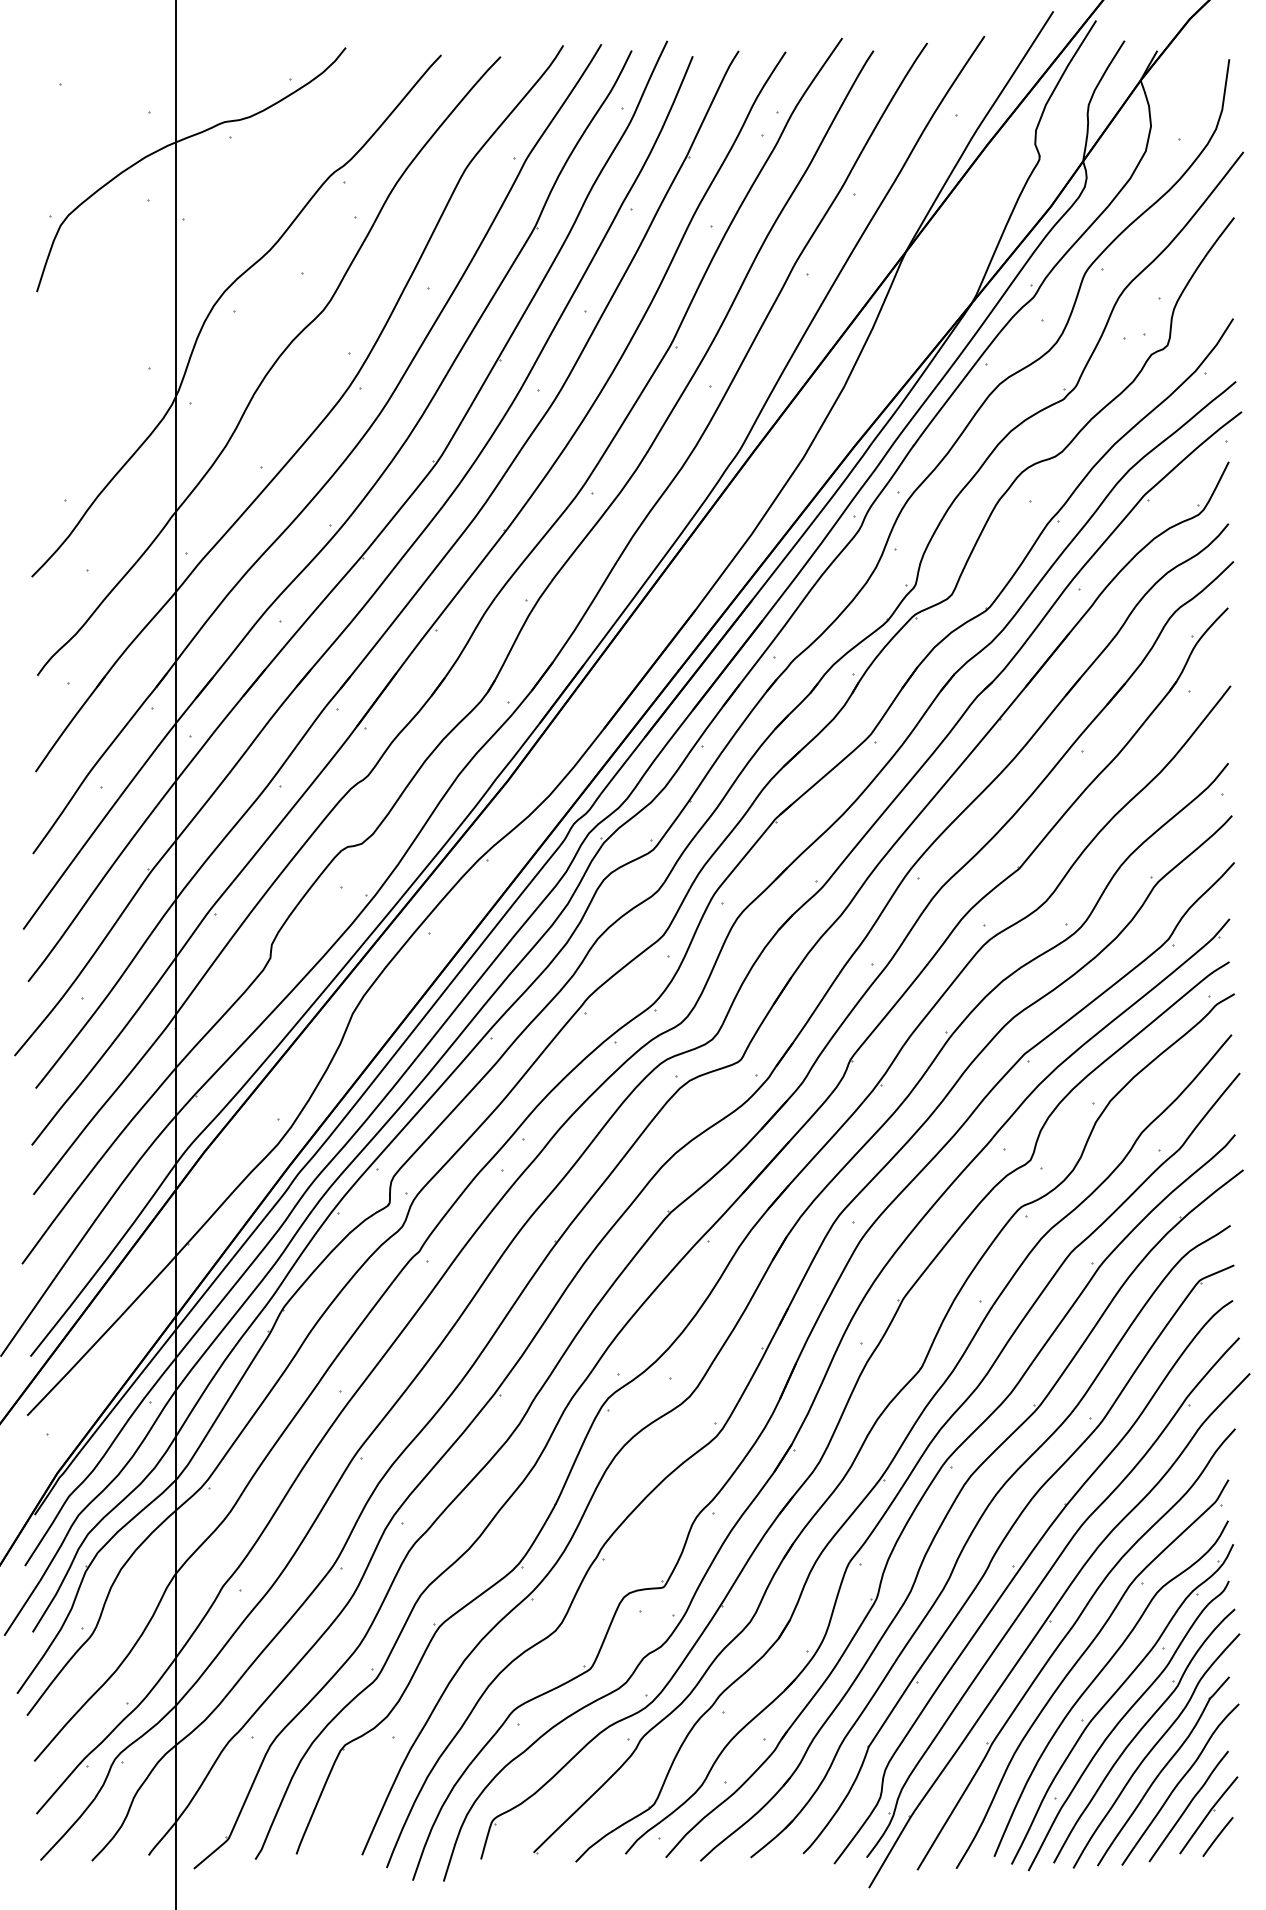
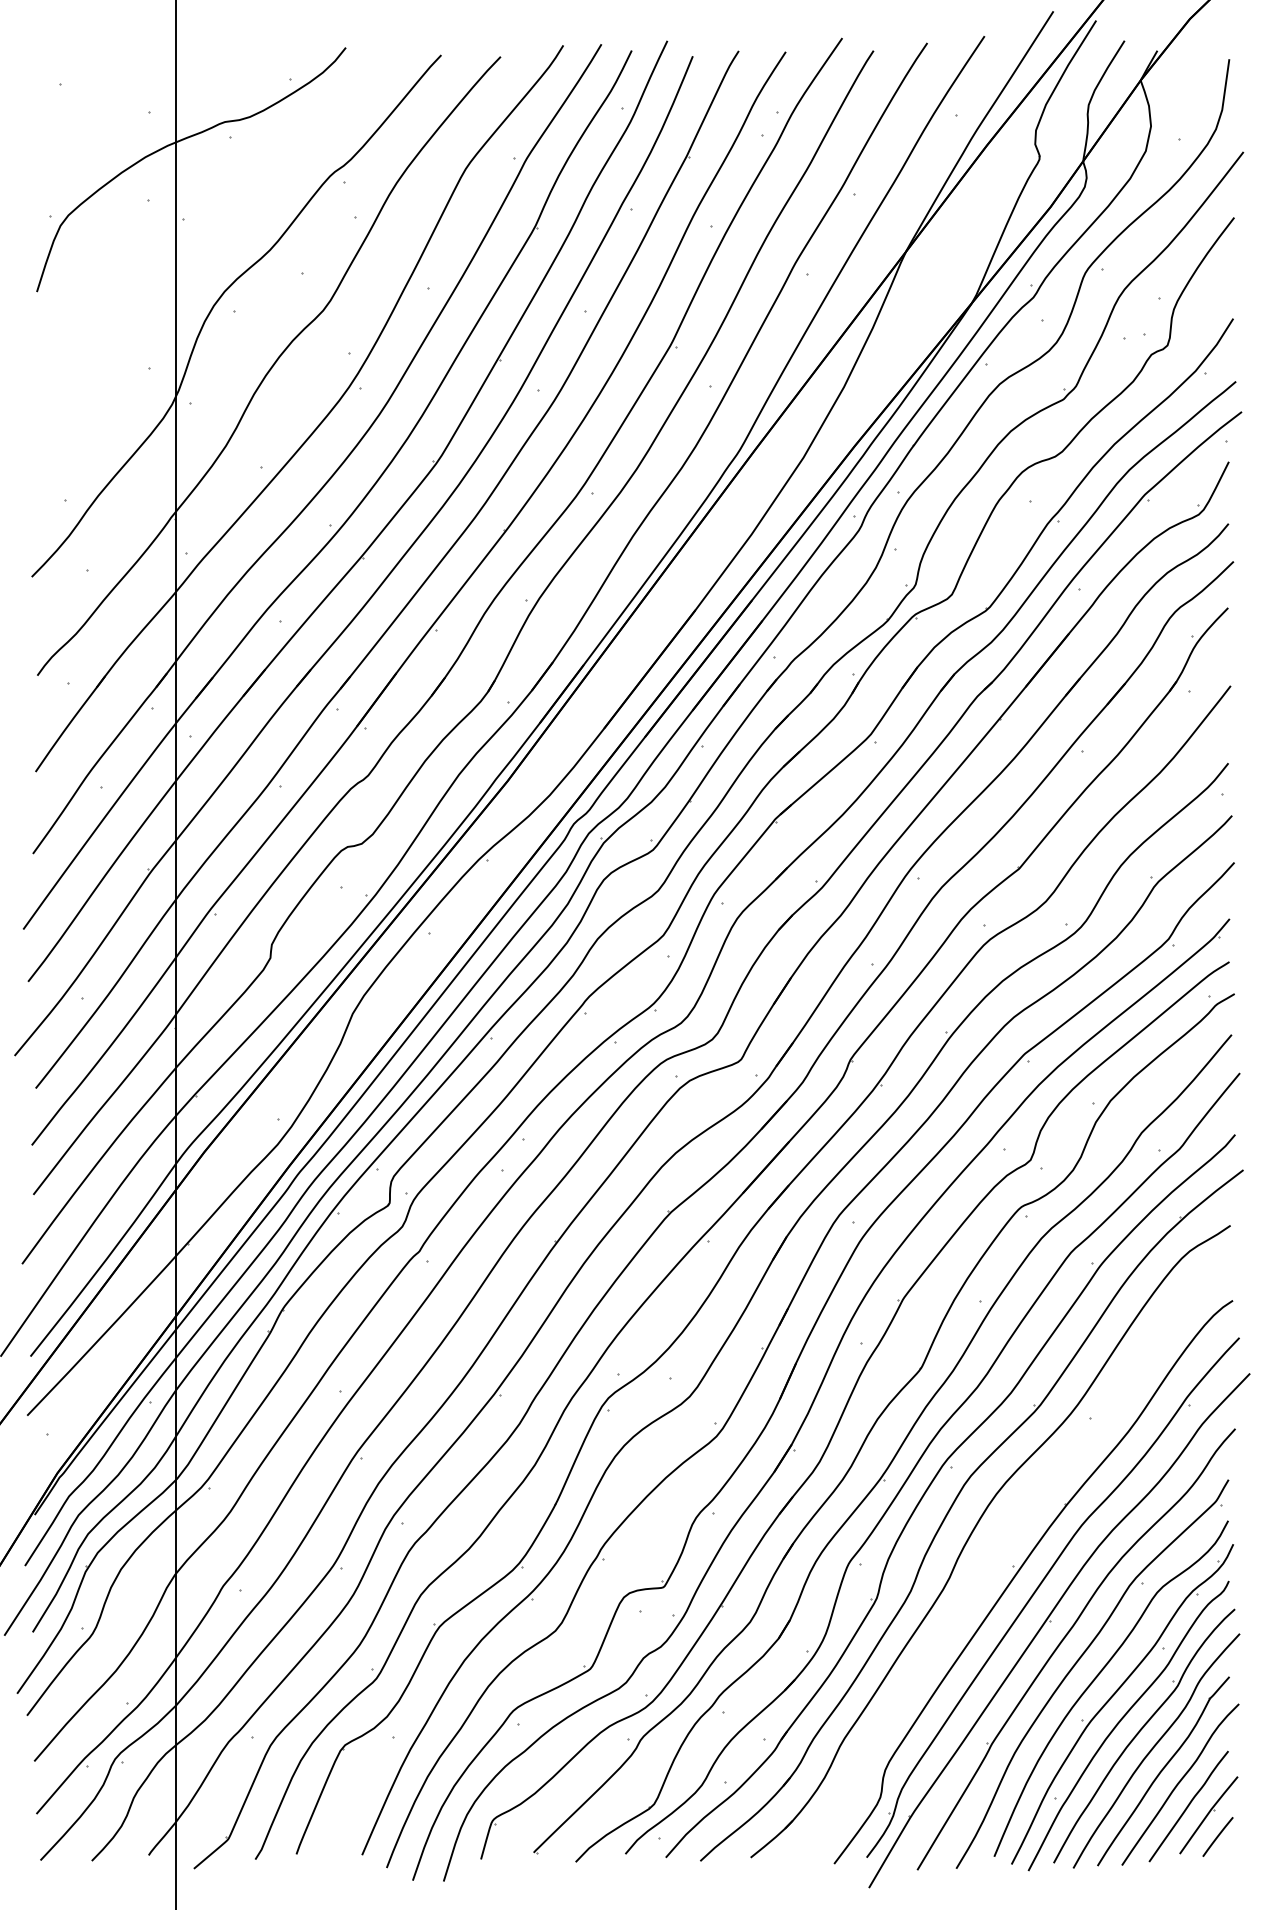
part: present -> none (1000, 1547)
